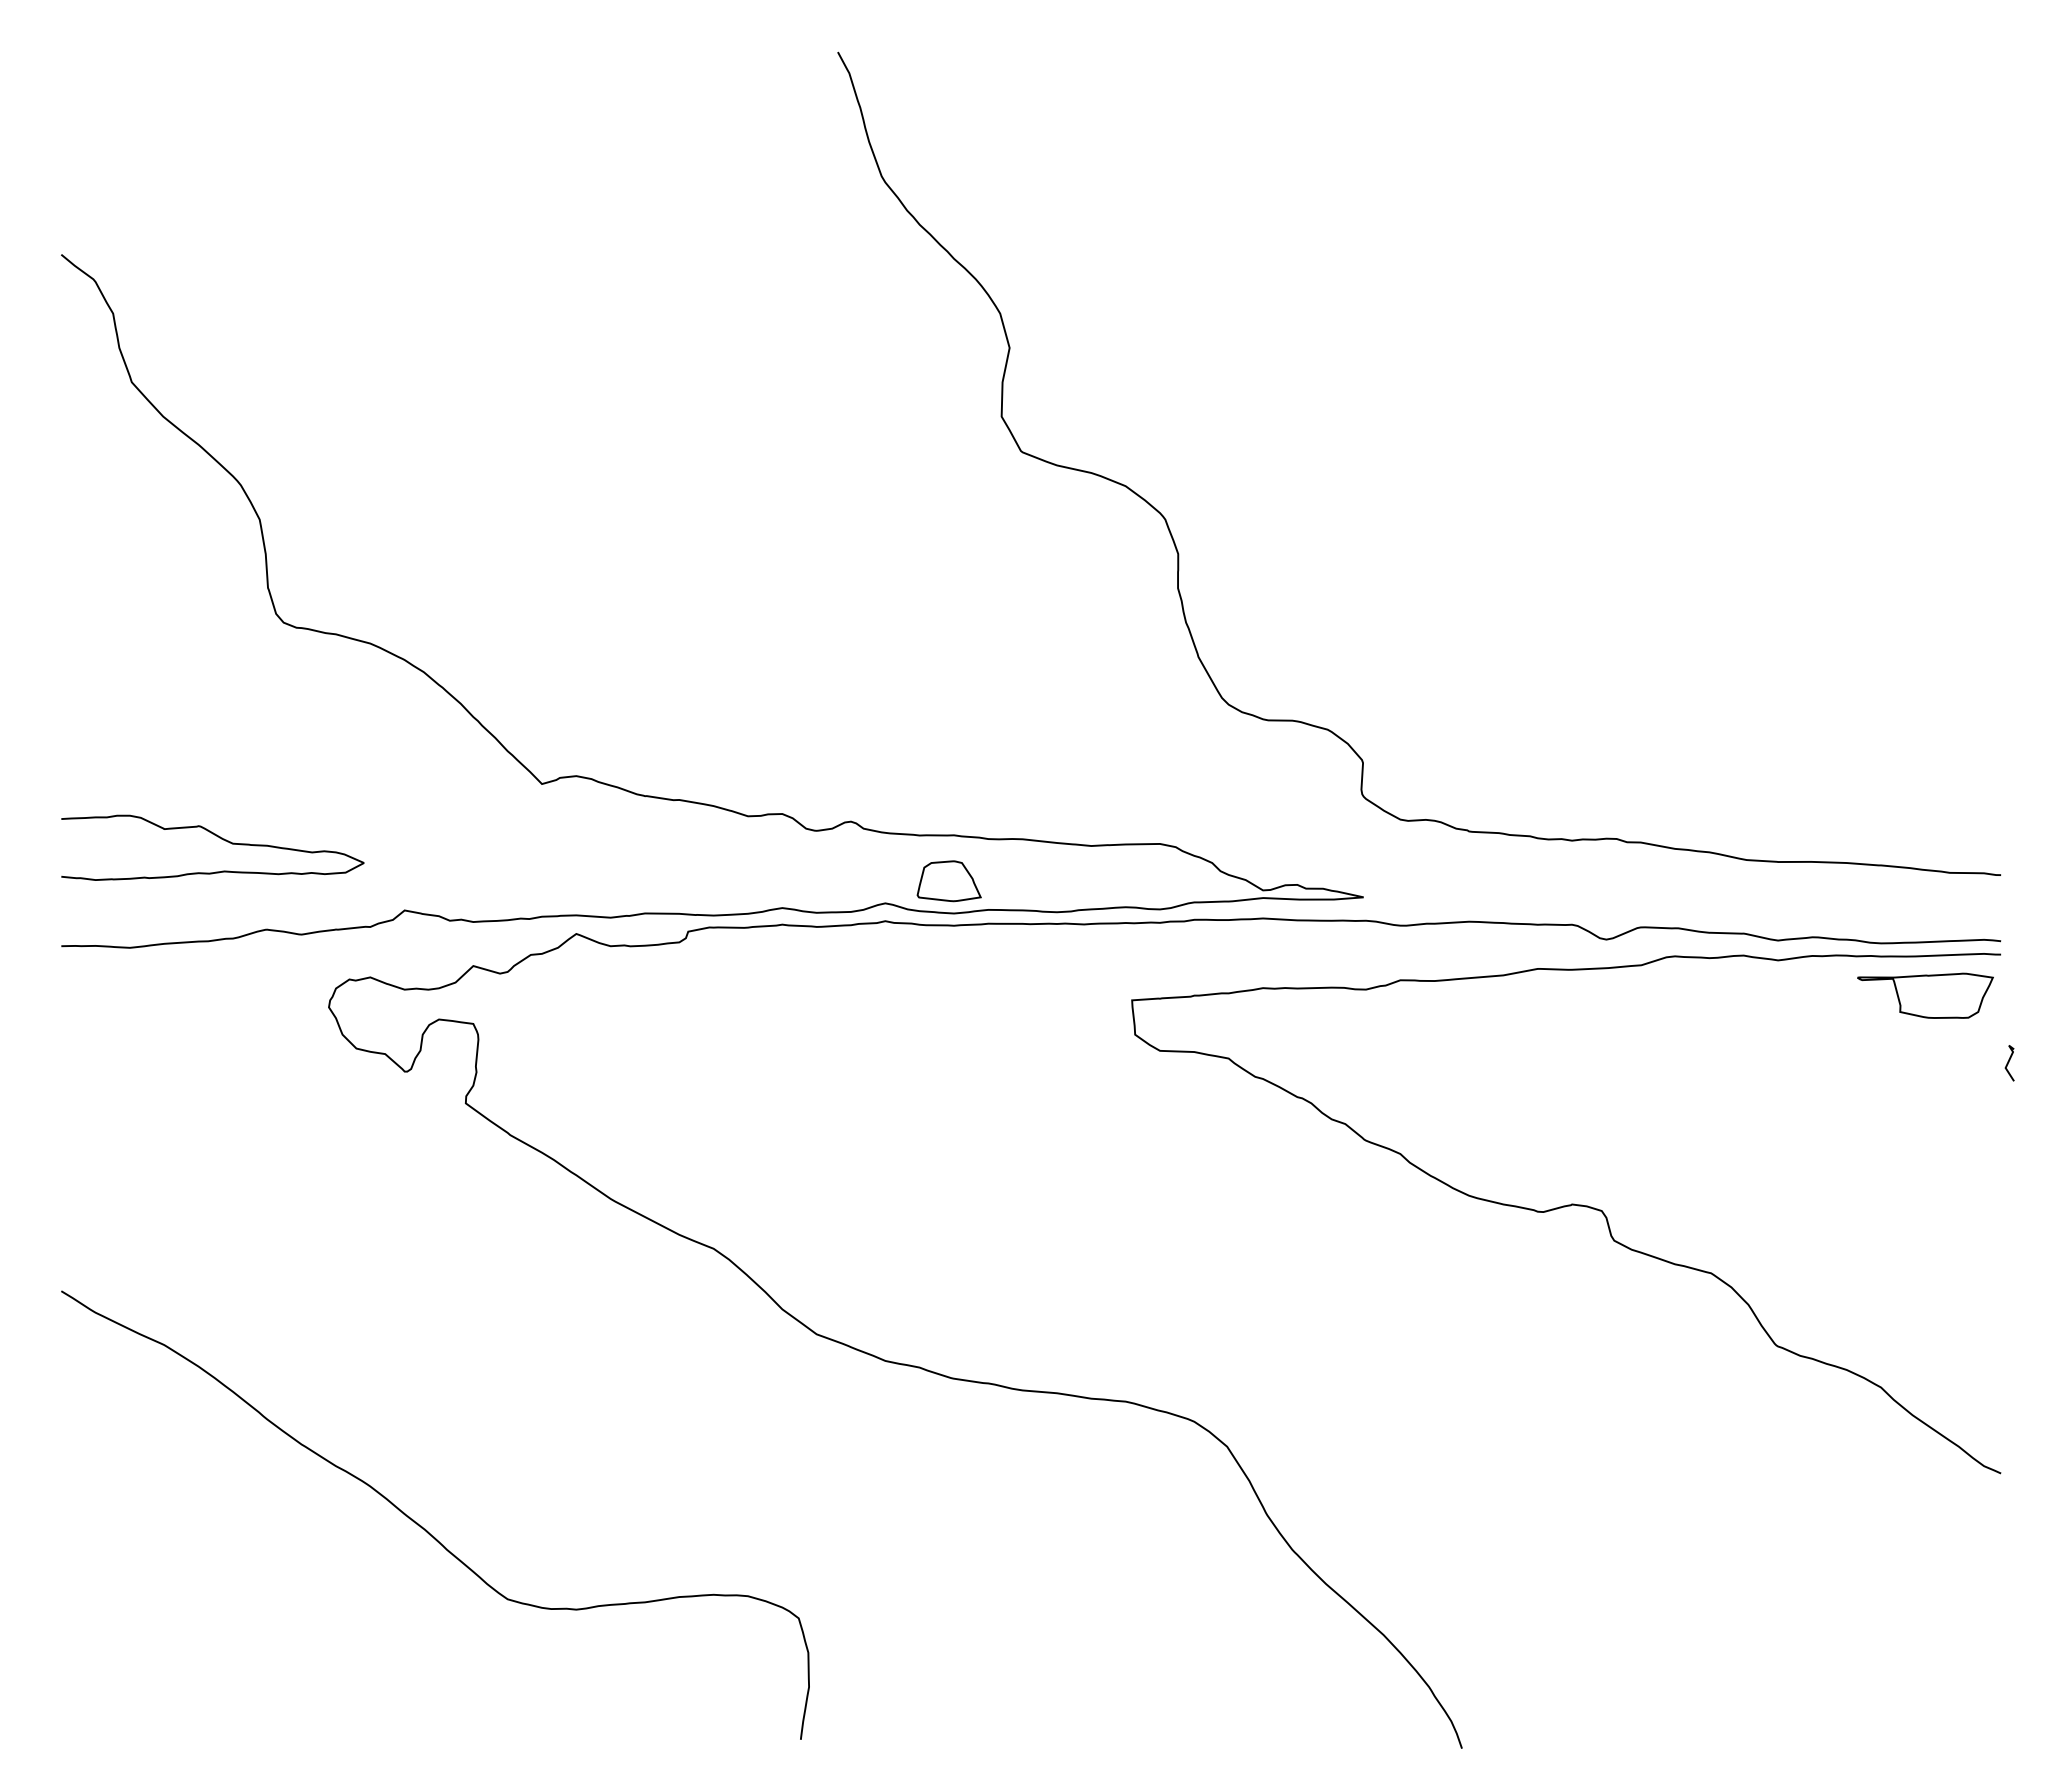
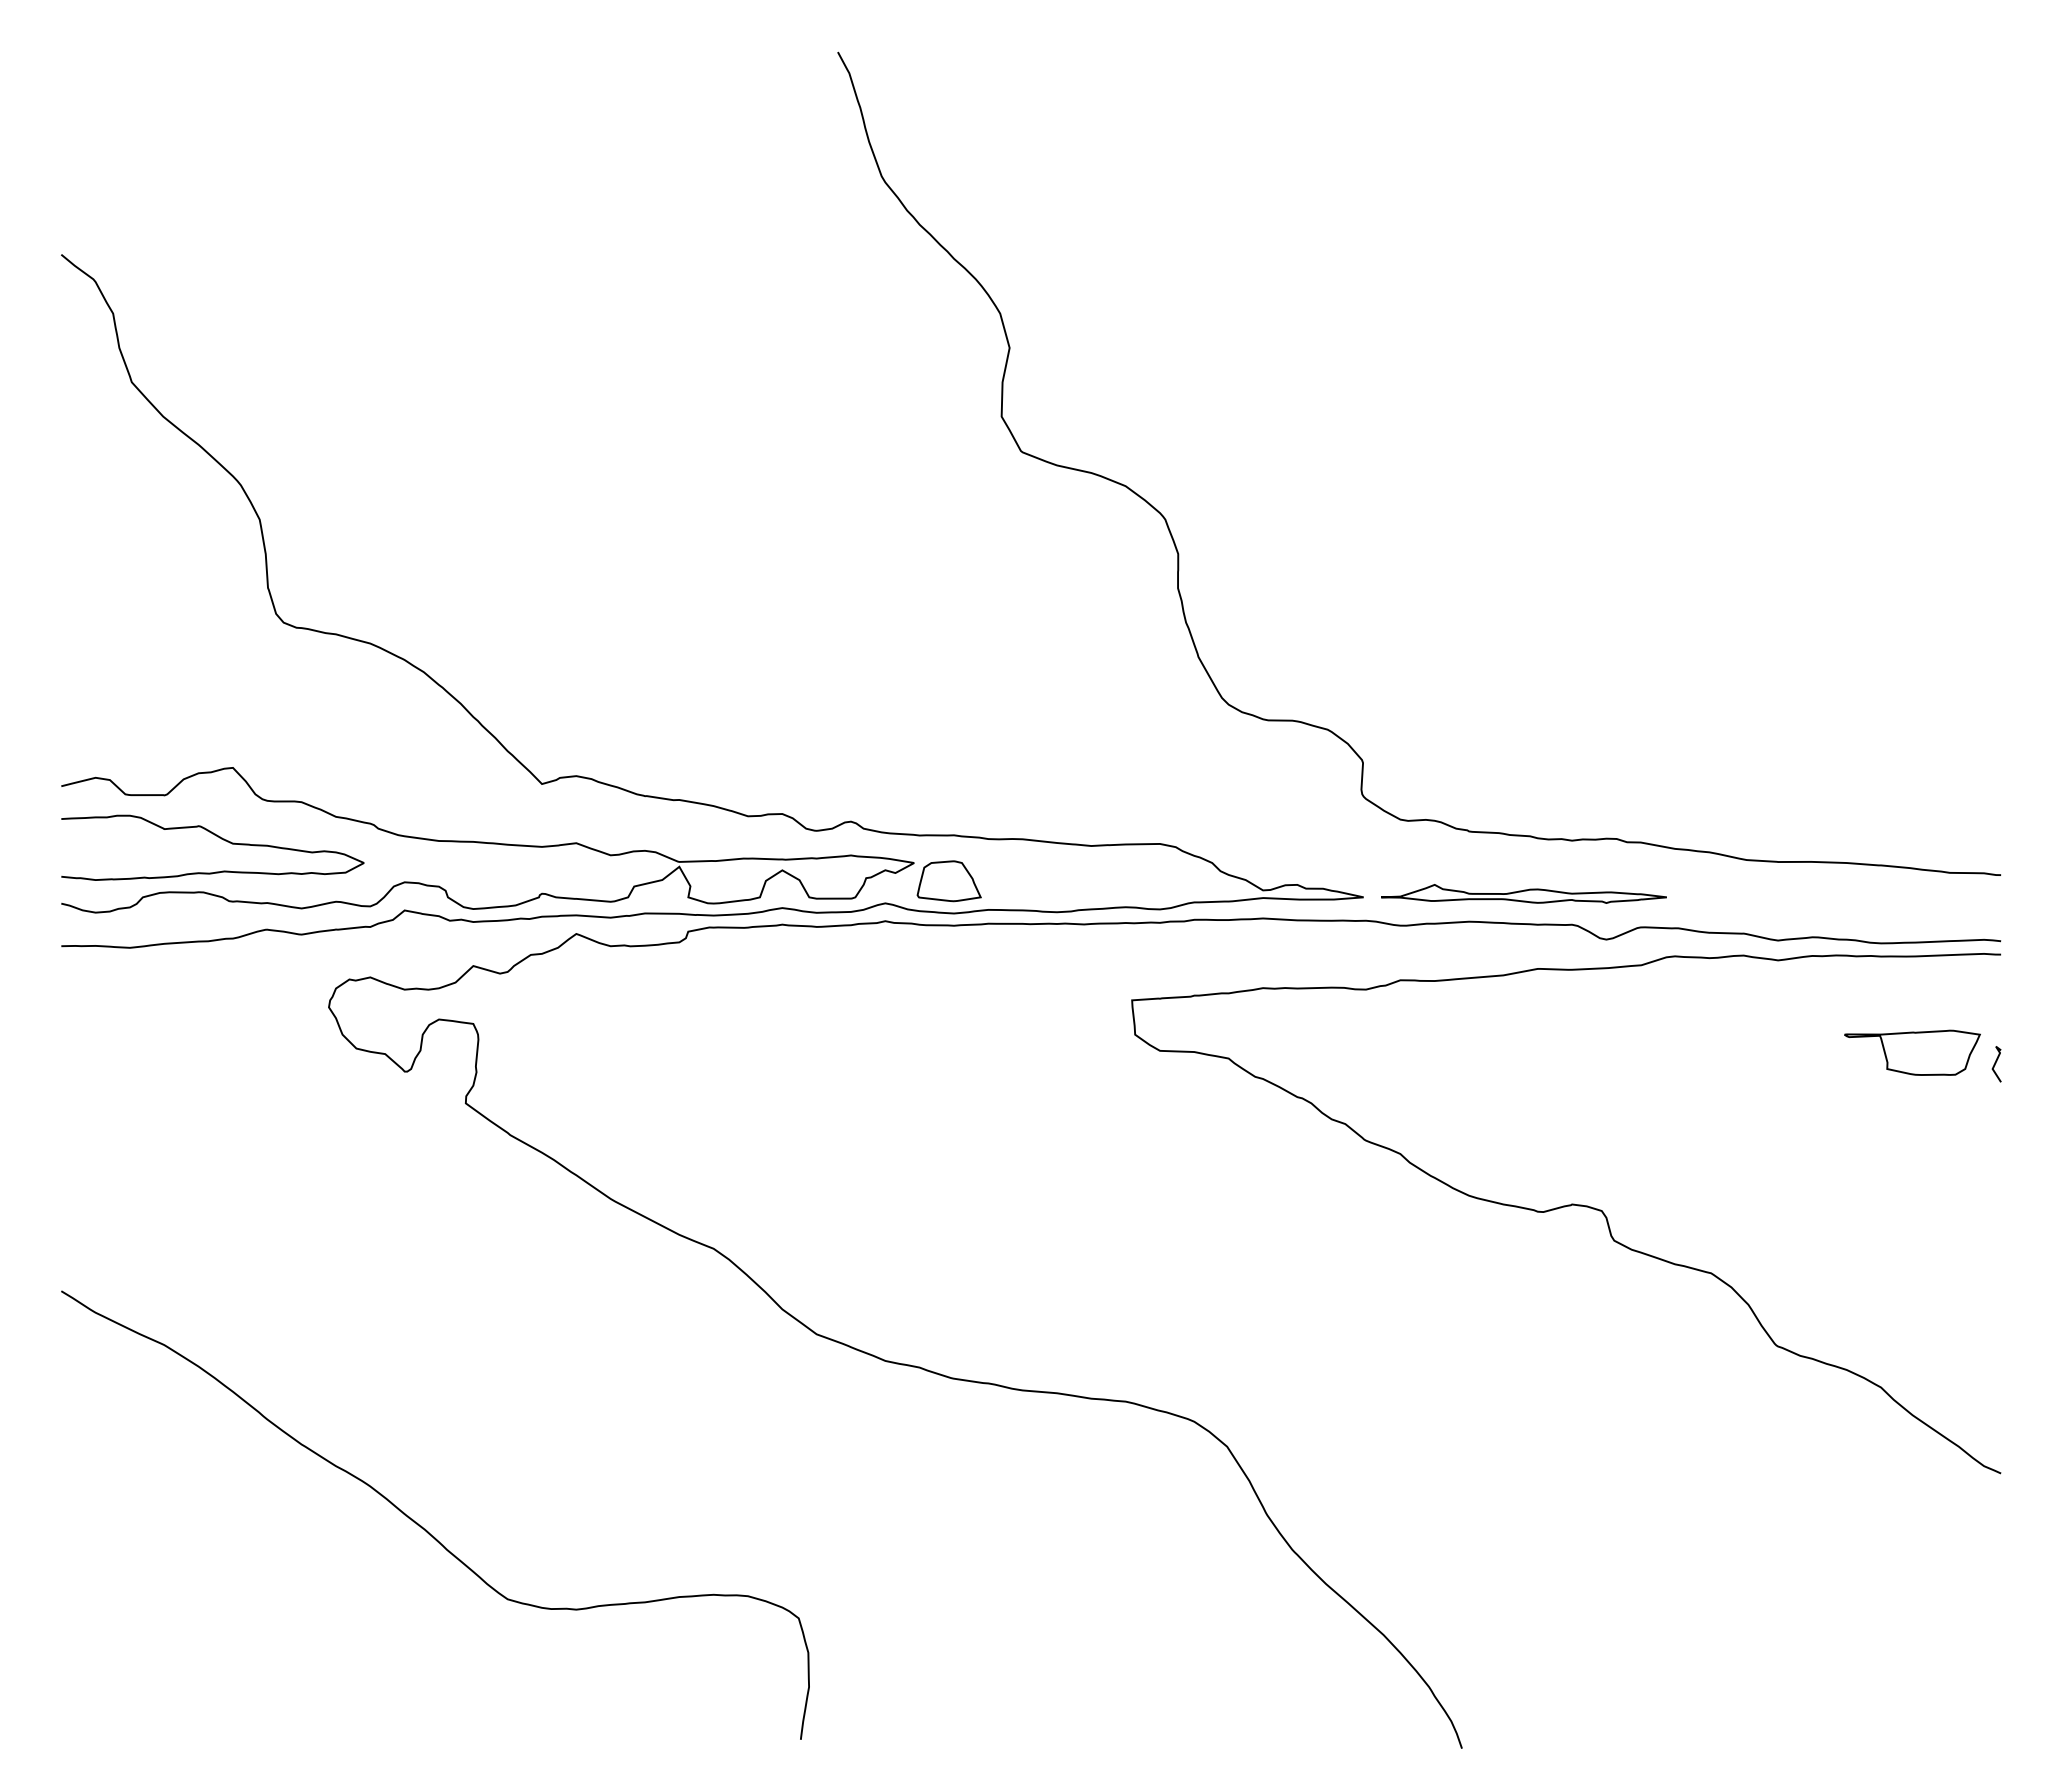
curve: none -> present (487, 842)
part: none -> present (1523, 893)
part position: (1925, 995) -> (1912, 1052) (1912, 1052)
line position: (2009, 1062) -> (1996, 1063) (1996, 1063)
